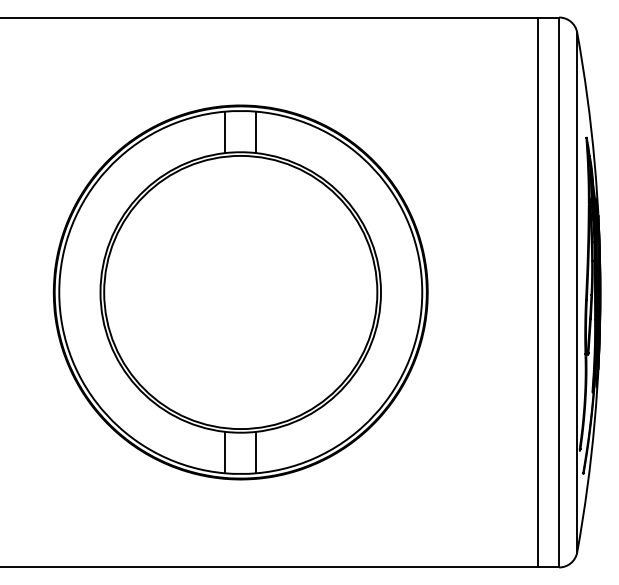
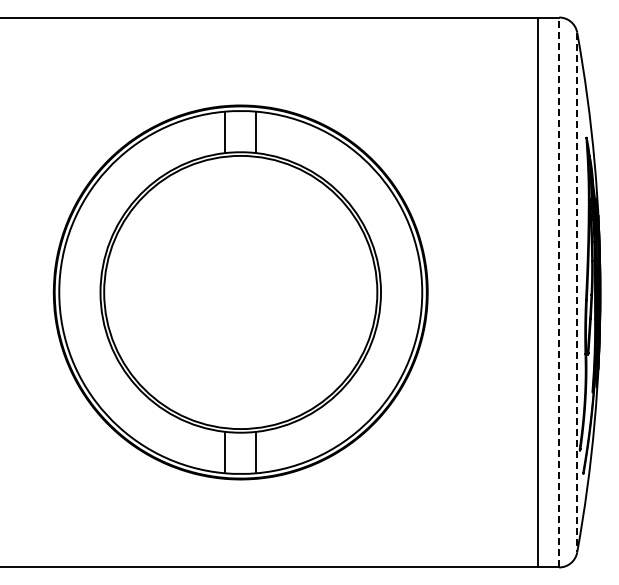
line: solid -> dashed (559, 292)
line: solid -> dashed (577, 292)
